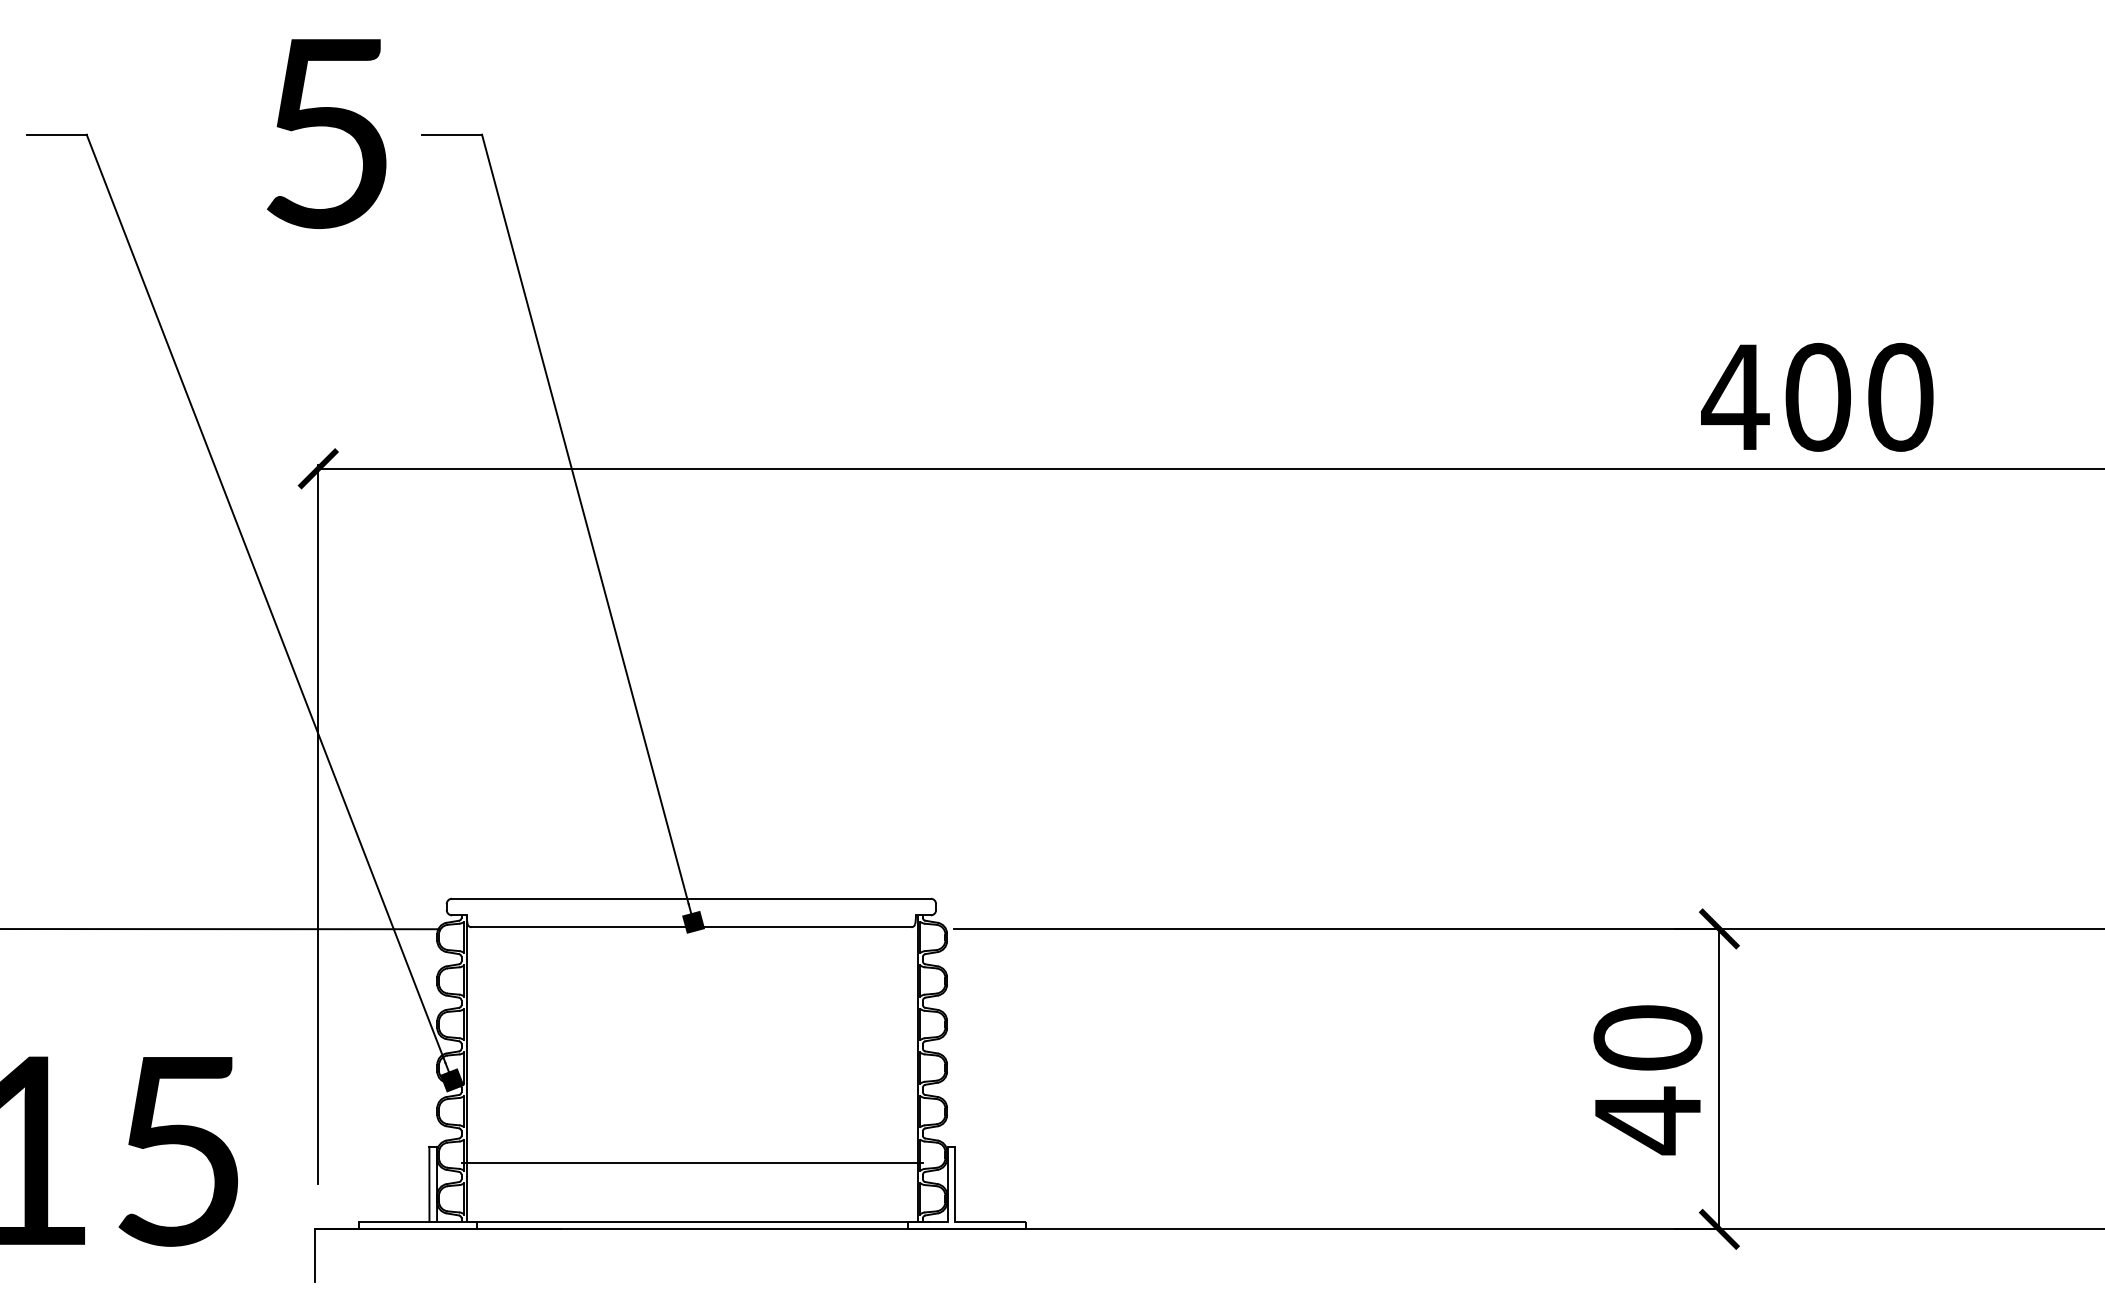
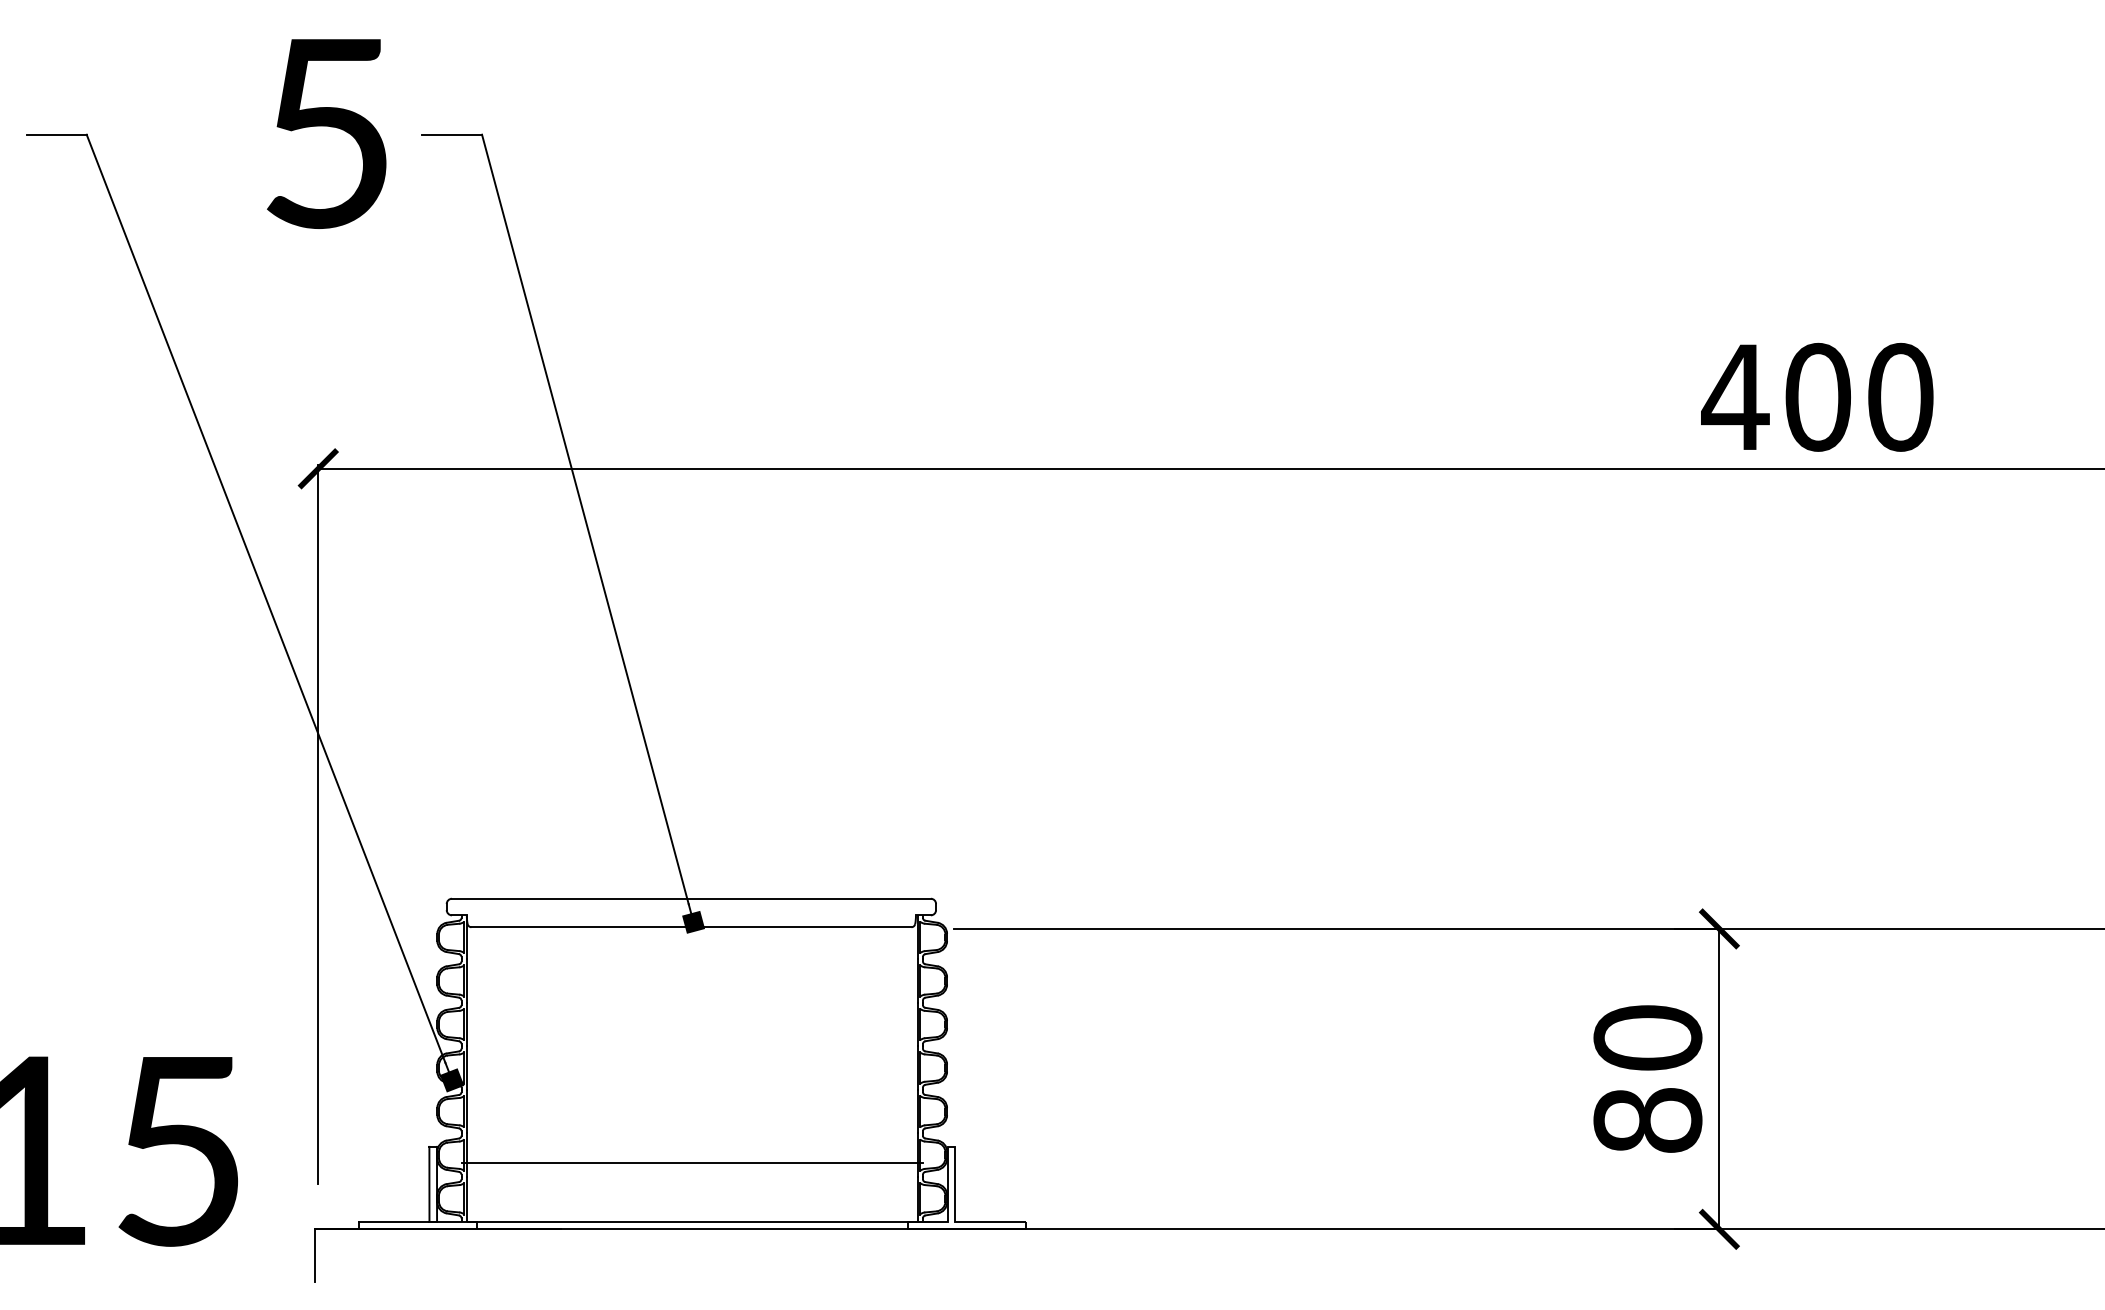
line: present -> none (220, 929)
text: 40 -> 80 (1647, 1120)
